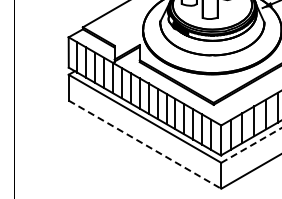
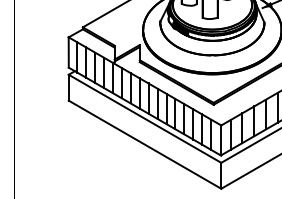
line: dashed -> solid (145, 144)
line: dashed -> solid (251, 145)
